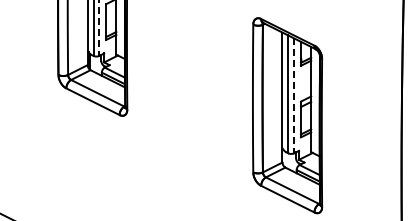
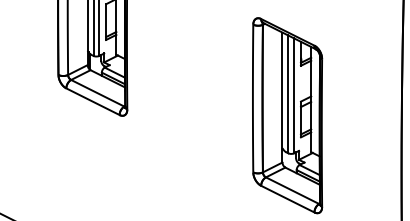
line: dashed -> solid (99, 28)
line: dashed -> solid (294, 96)
